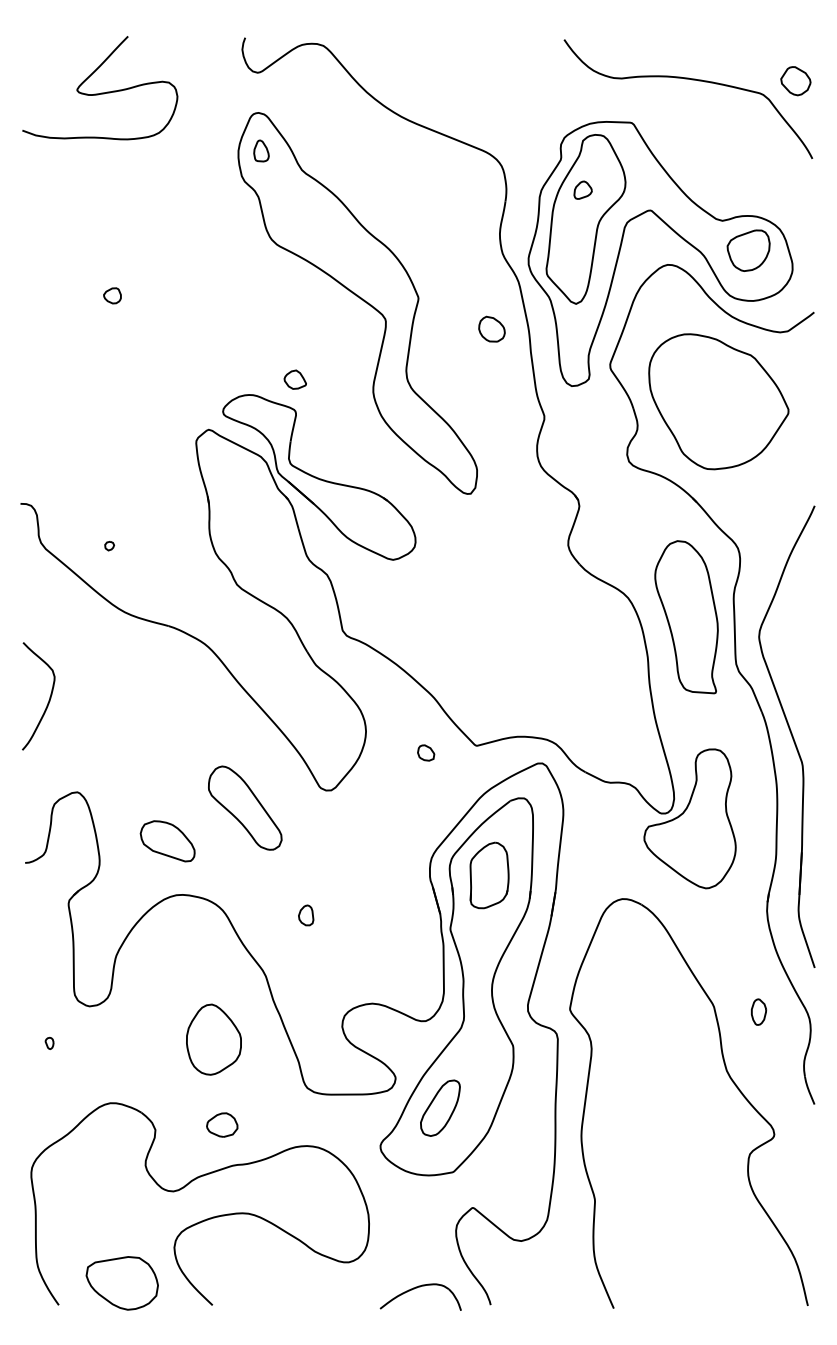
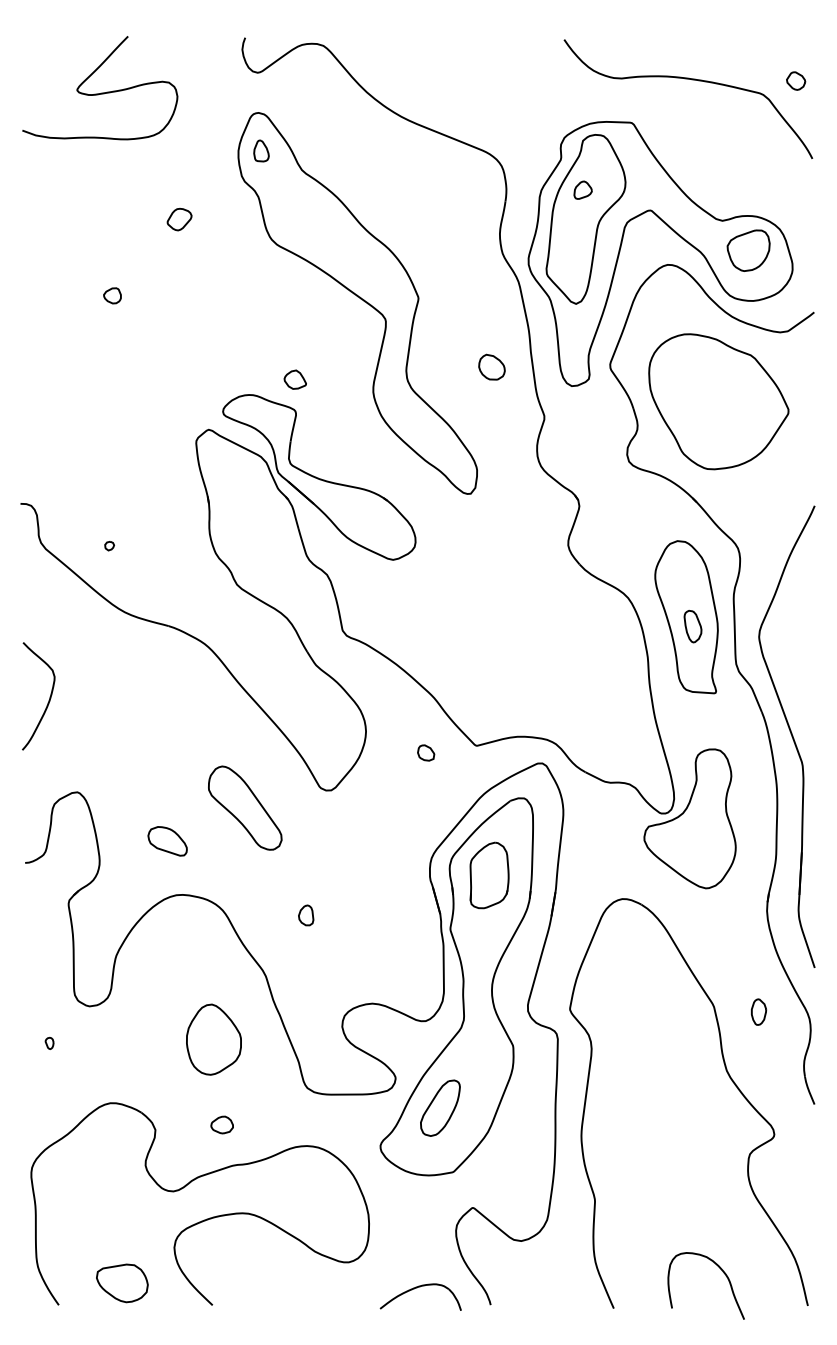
part size: 32x31 px -> 21x20 px (796, 80)
part: none -> present (179, 219)
part position: (491, 328) -> (491, 366) (491, 366)
part: none -> present (692, 626)
part size: 57x43 px -> 41x31 px (167, 841)
part size: 33x26 px -> 24x20 px (221, 1124)
curve: none -> present (723, 1273)
part size: 74x55 px -> 53x41 px (122, 1283)
